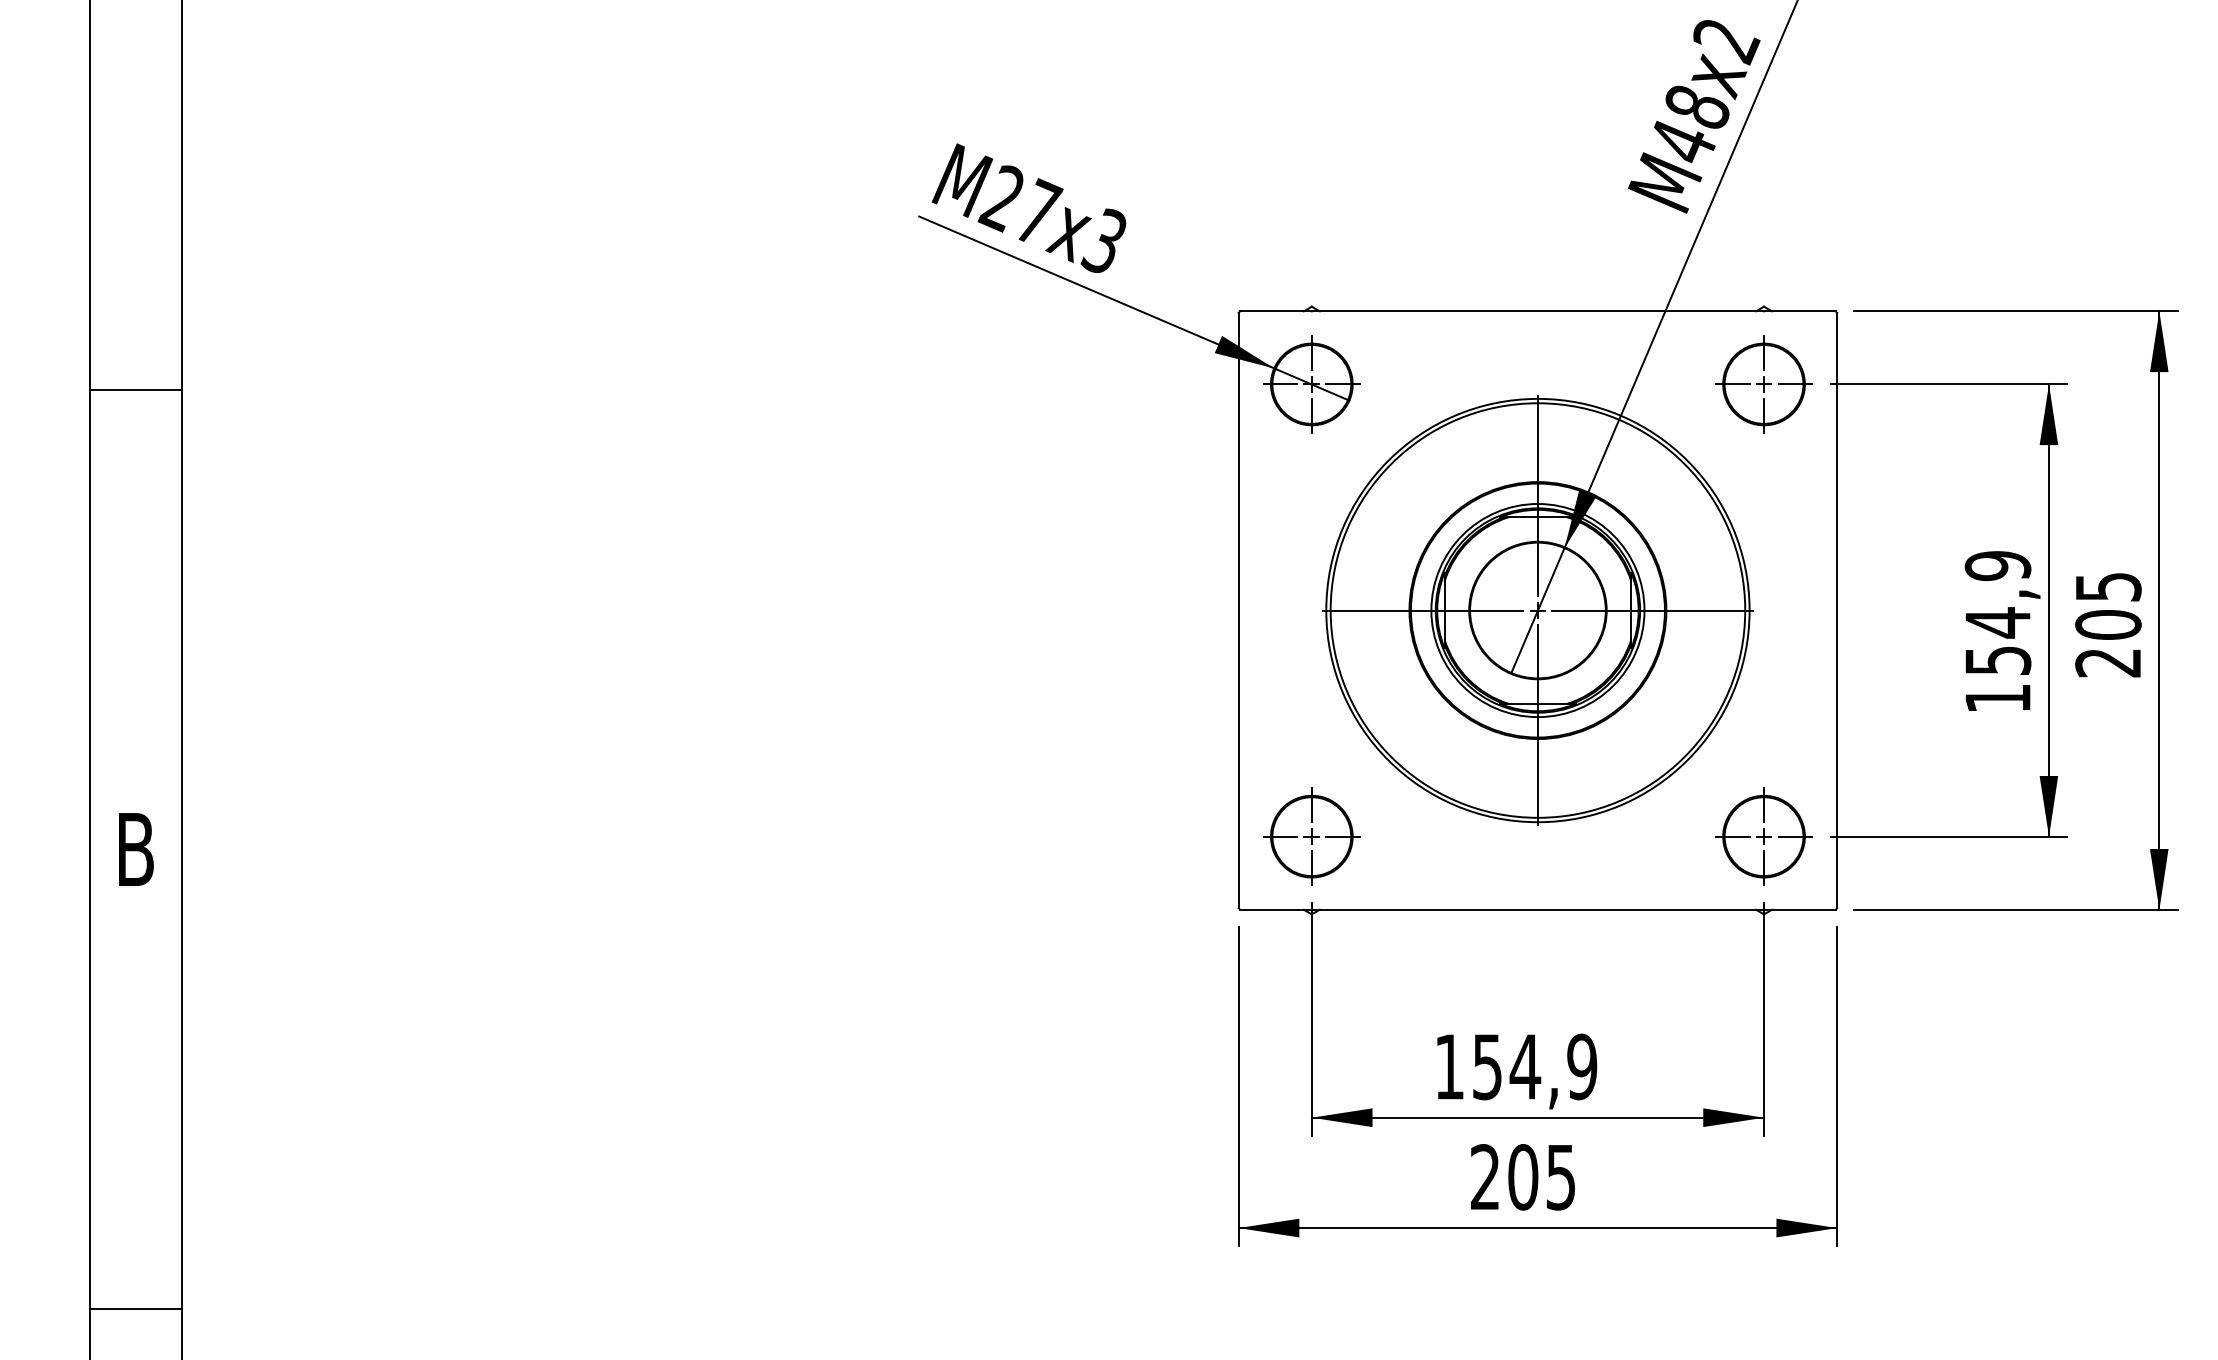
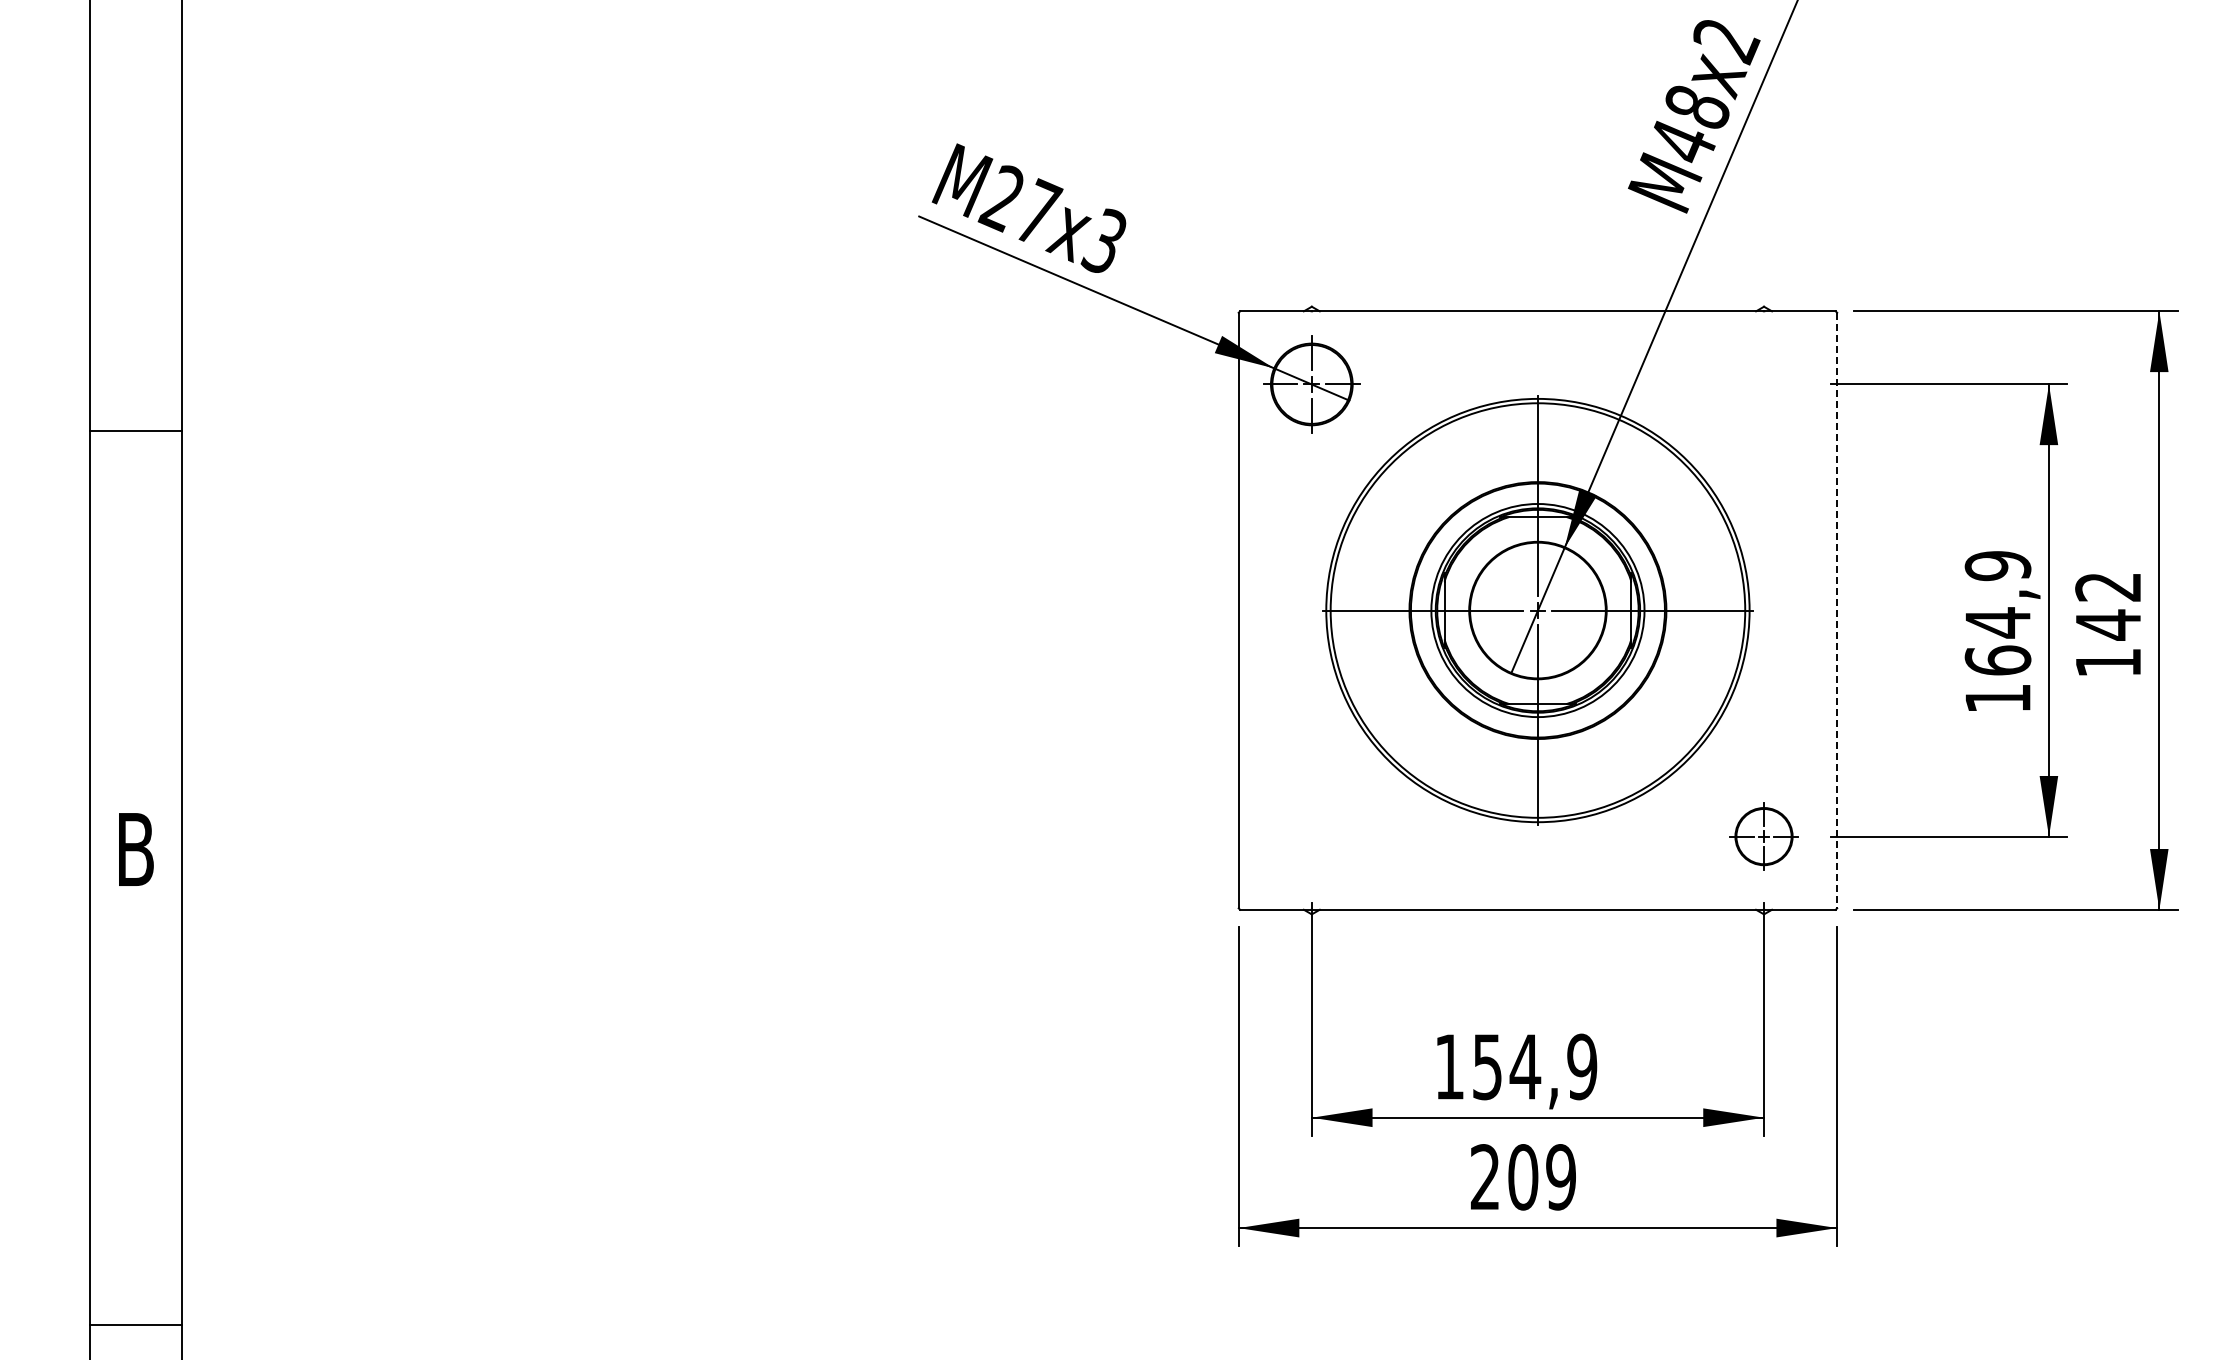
part: present -> none (1763, 384)
line position: (136, 389) -> (136, 430) (136, 430)
line: solid -> dashed (1837, 610)
text: 205 -> 142 (2108, 625)
text: 154,9 -> 164,9 (1997, 660)
part: present -> none (1311, 836)
part size: 98x99 px -> 70x69 px (1763, 836)
text: 205 -> 209 (1560, 1177)
line position: (136, 1309) -> (136, 1325) (136, 1325)
